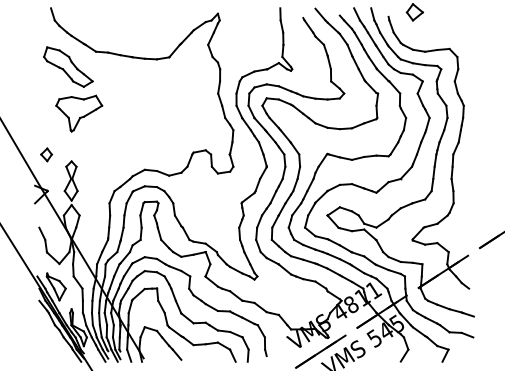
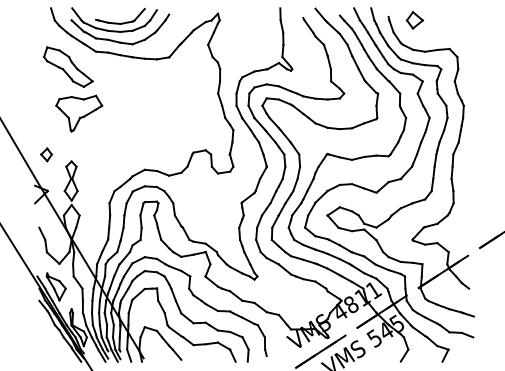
part position: (414, 12) -> (414, 20) (414, 20)
part: none -> present (120, 26)
